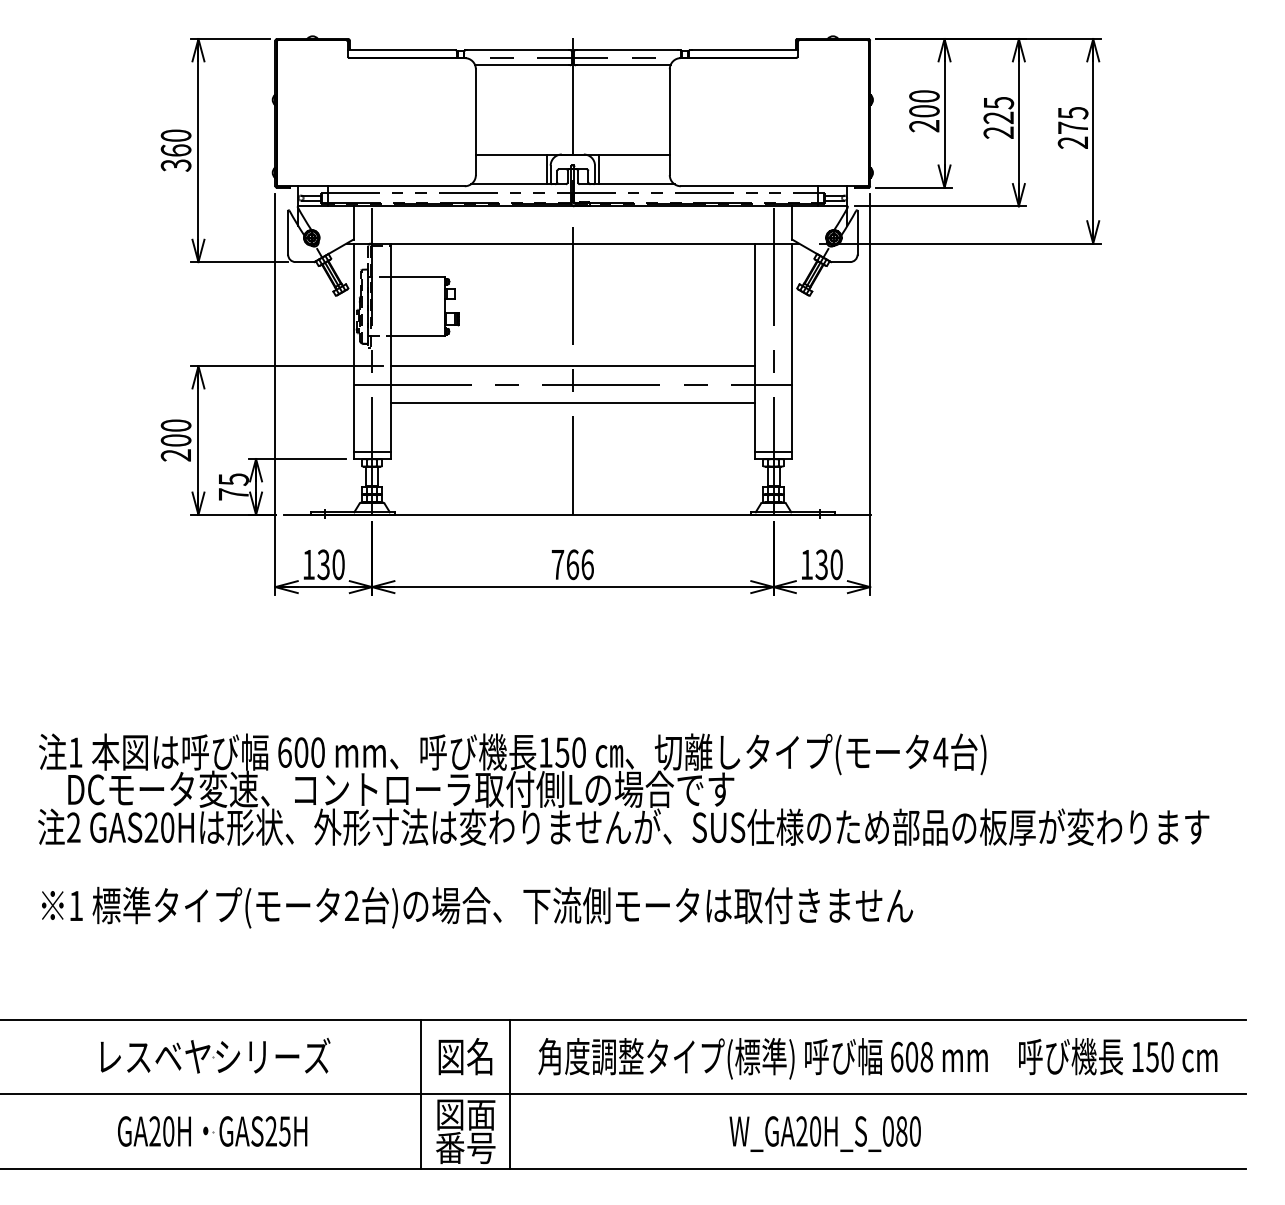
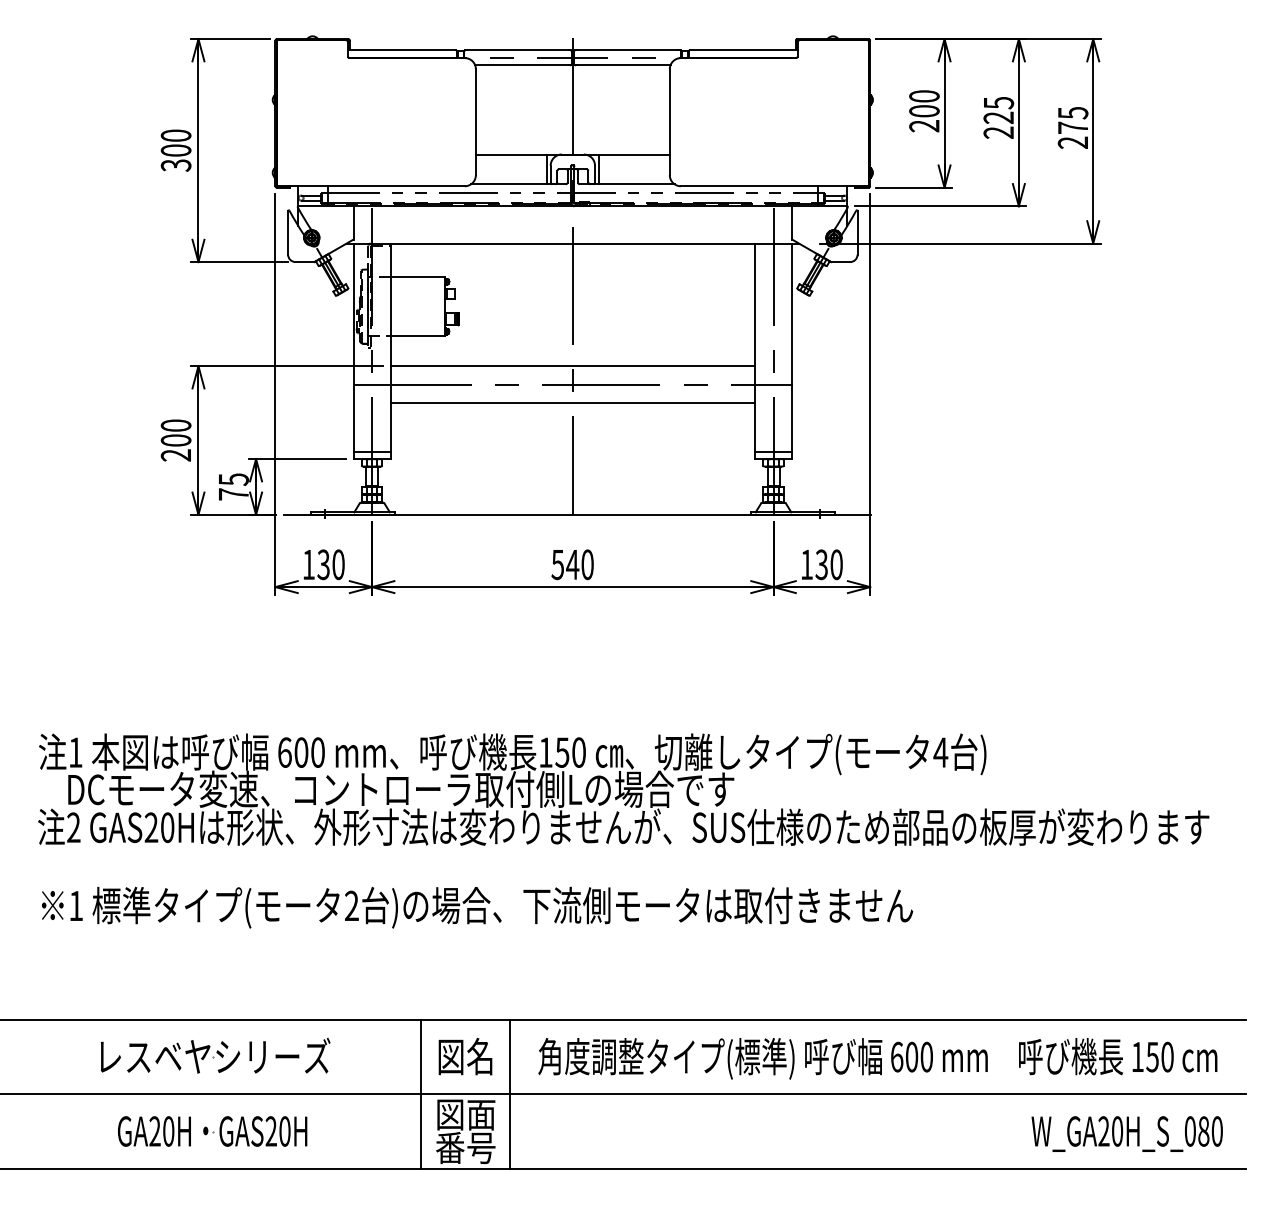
text: 360 -> 300 (175, 150)
text: 766 -> 540 (572, 564)
text: 608 -> 600 (926, 1057)
text: GAS25H -> GAS20H (284, 1131)
text position: (824, 1133) -> (1126, 1133) (1126, 1133)
